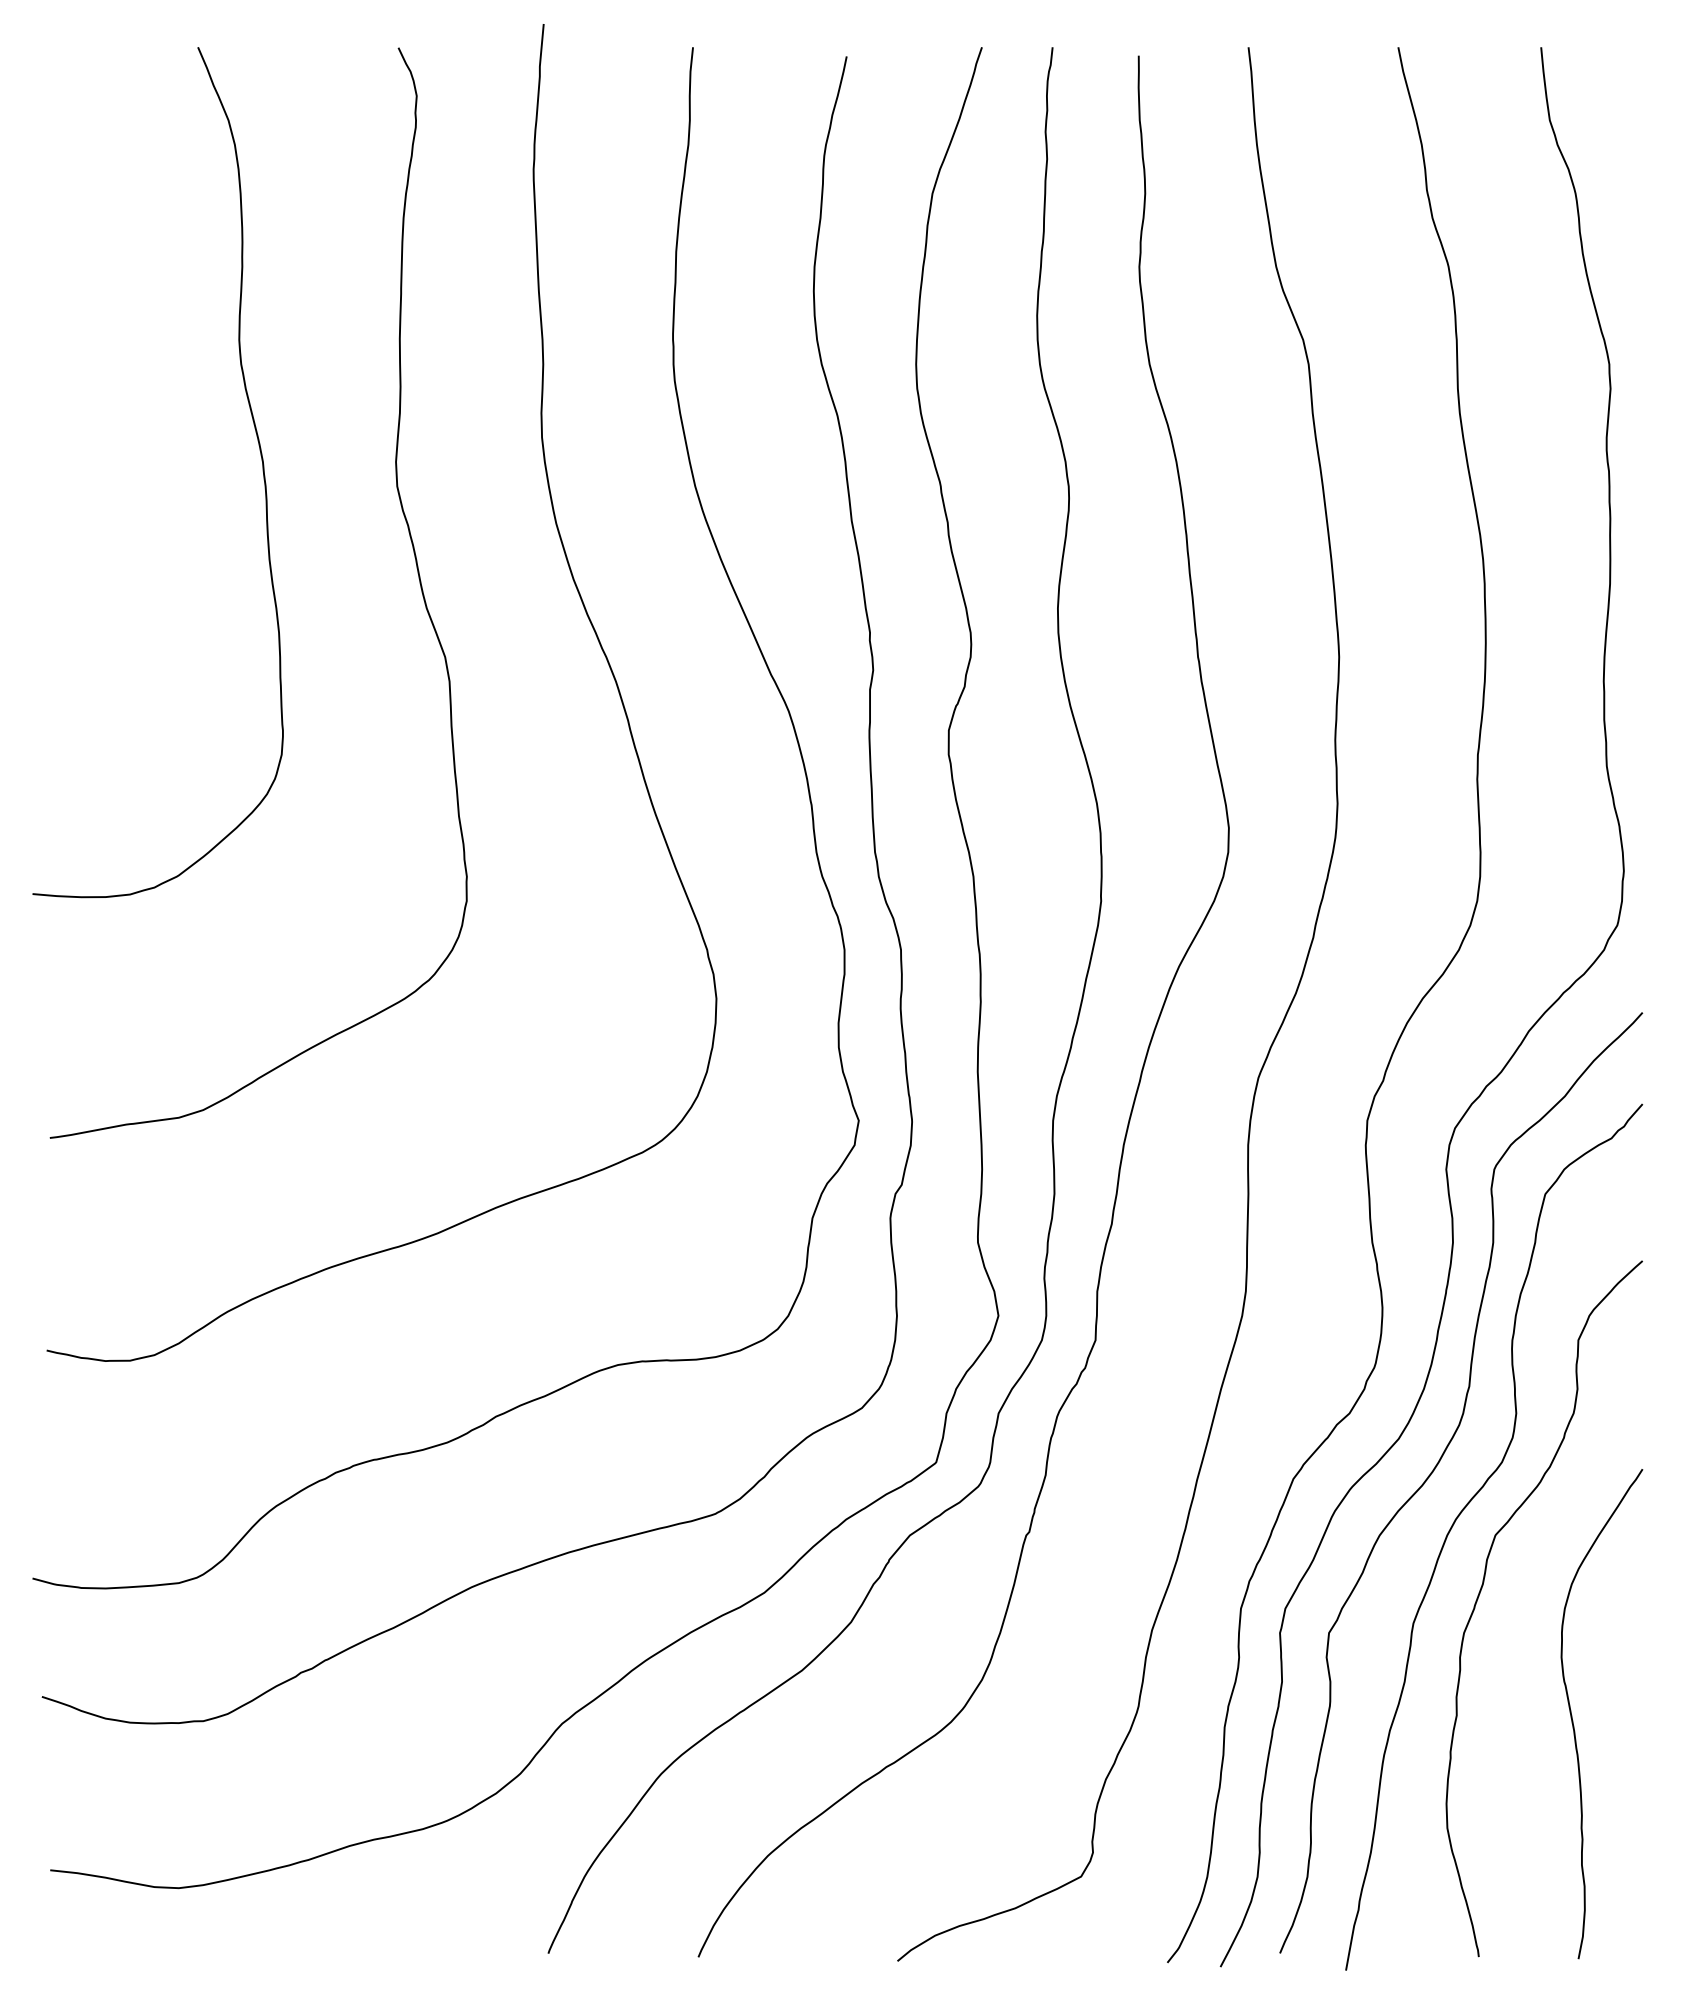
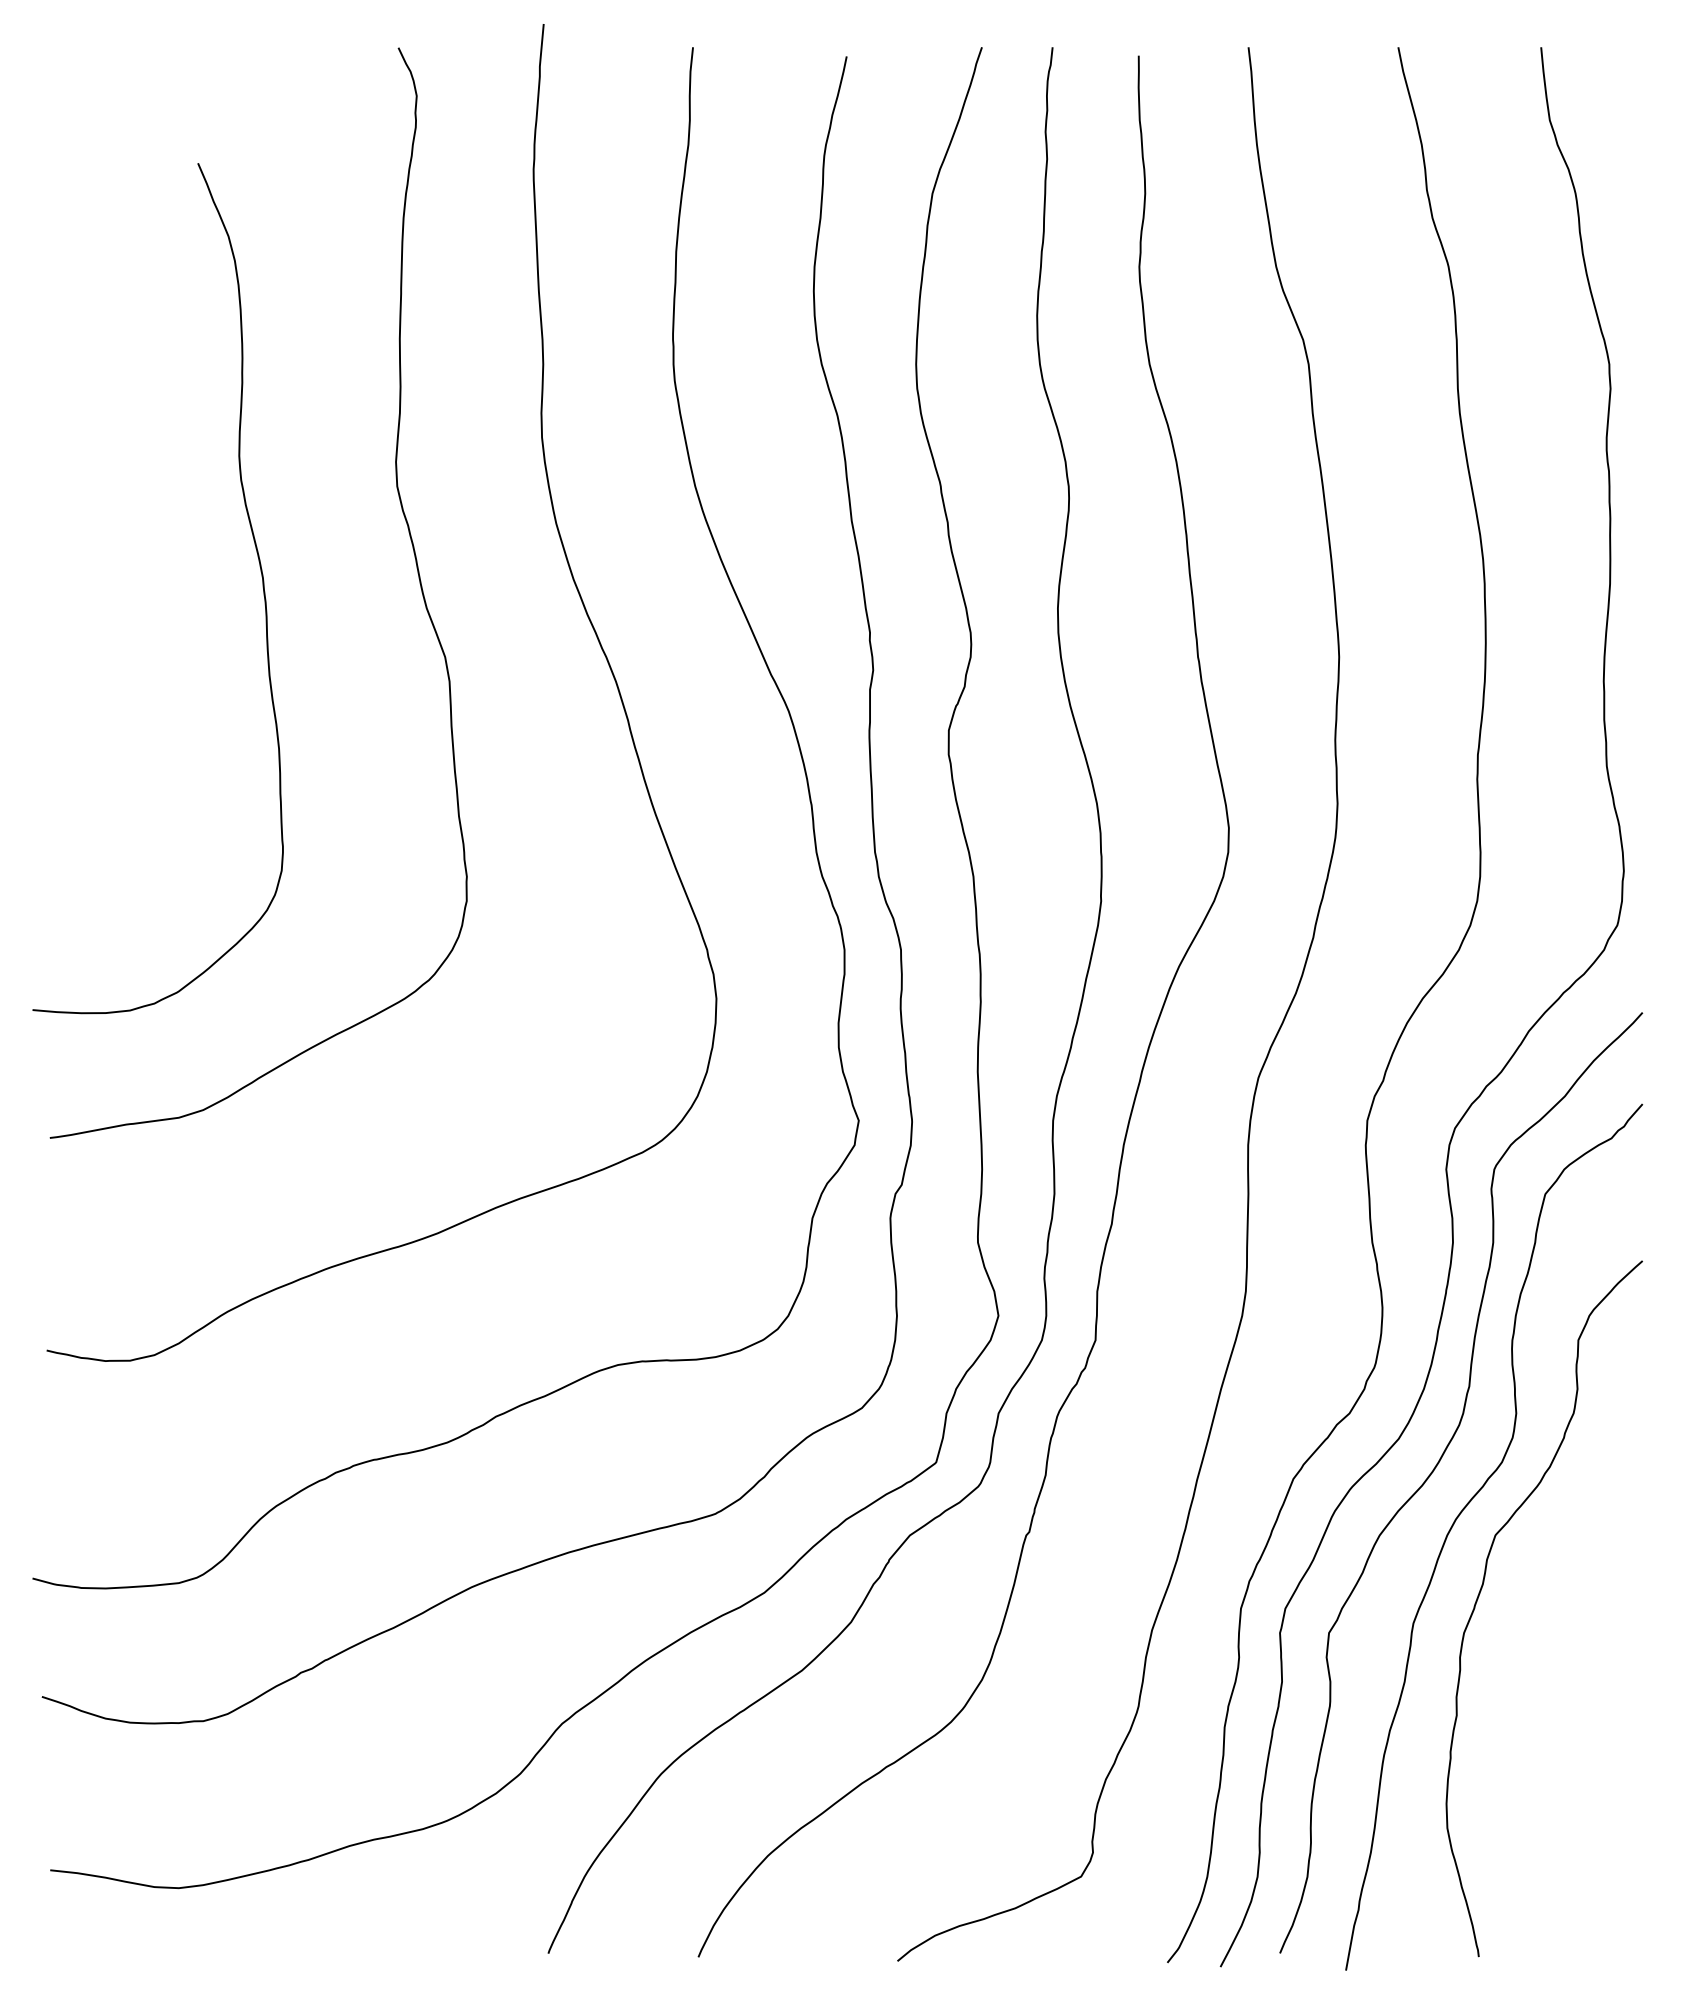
curve position: (259, 450) -> (259, 566) (259, 566)
curve: present -> none (1573, 1720)
